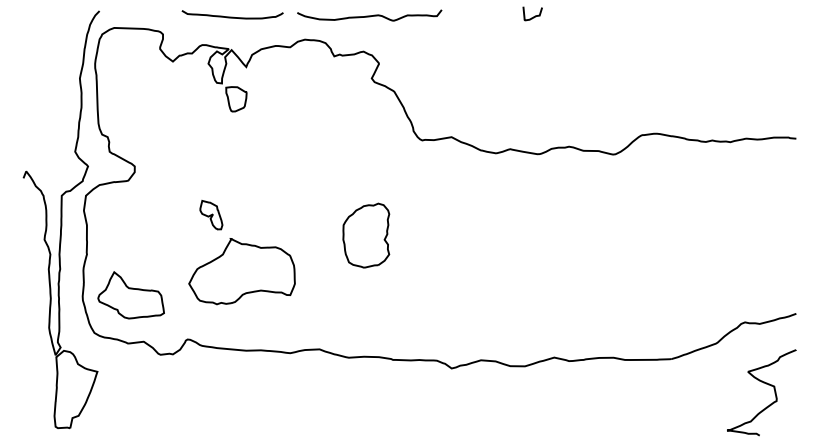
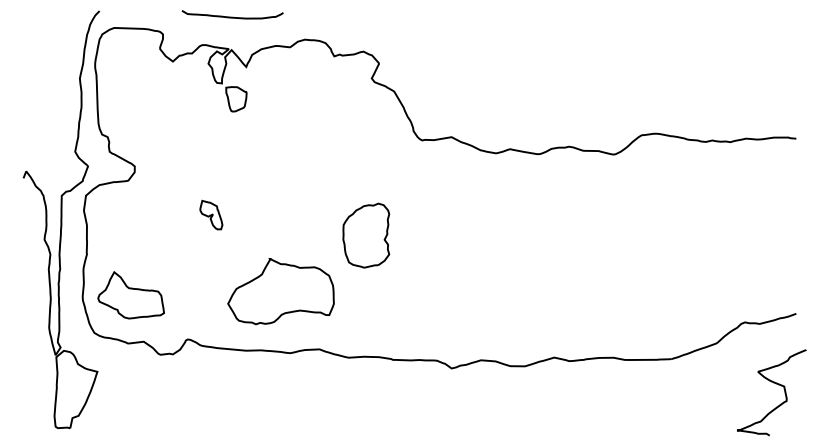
curve: present -> none (369, 15)
curve: present -> none (533, 16)
part position: (241, 271) -> (280, 291) (280, 291)
curve position: (763, 383) -> (773, 383) (773, 383)
